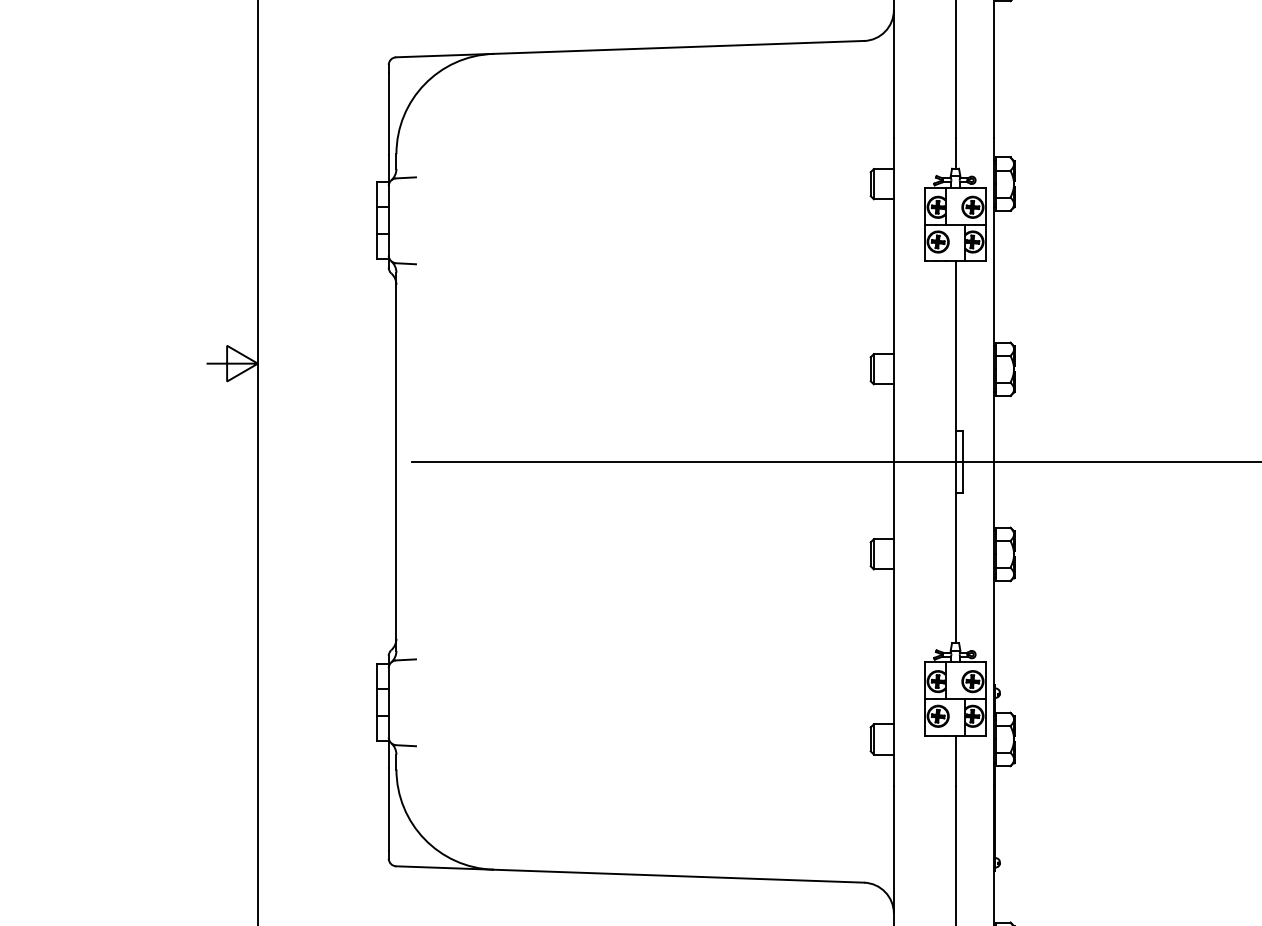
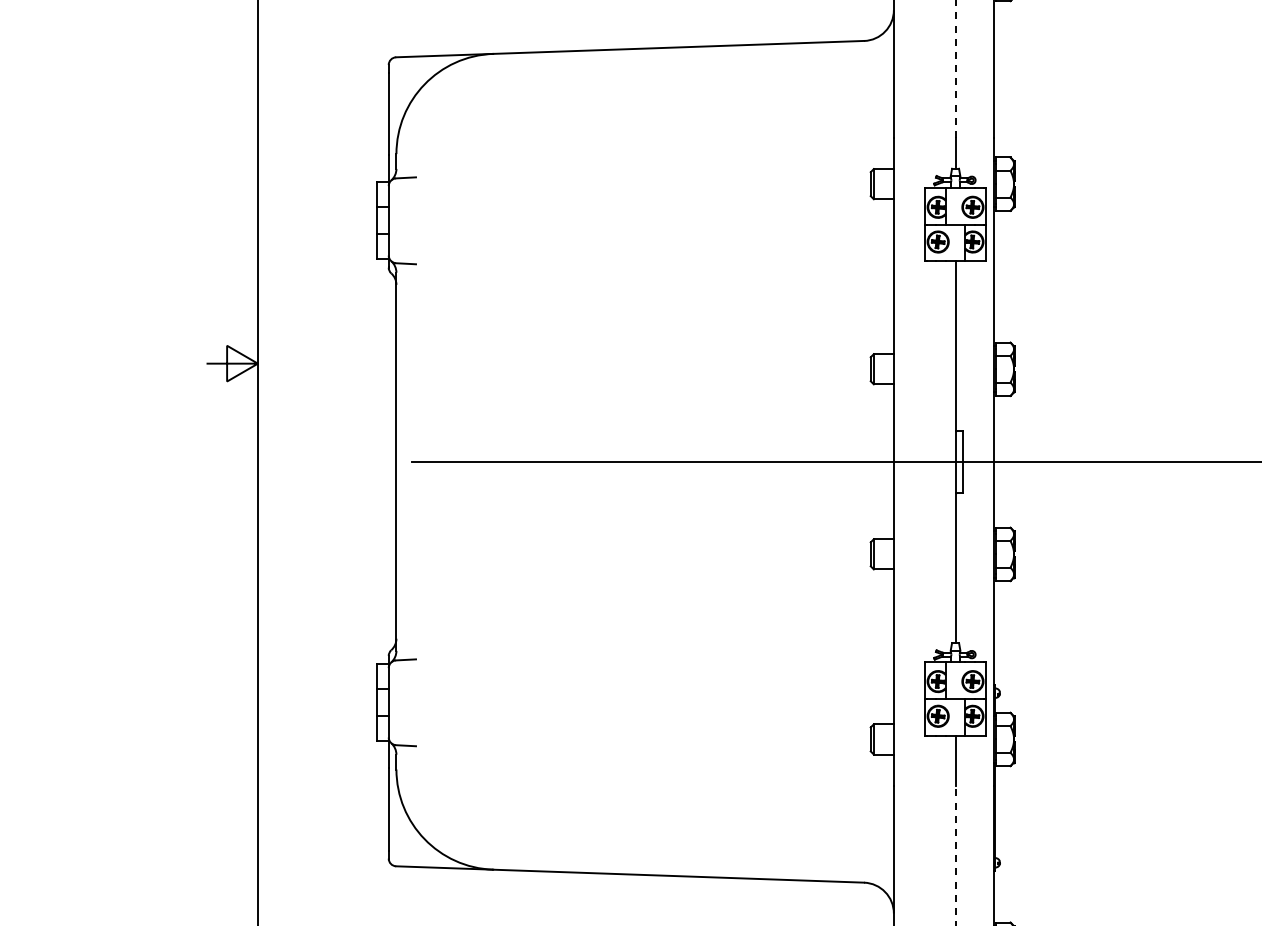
line: solid -> dashed (955, 69)
line: solid -> dashed (955, 855)
